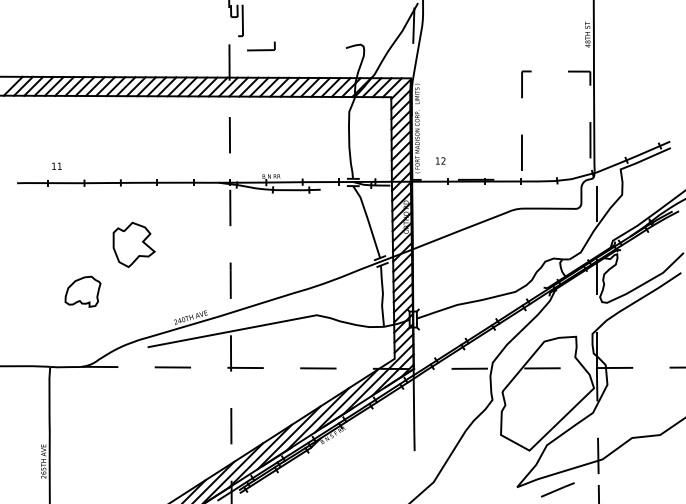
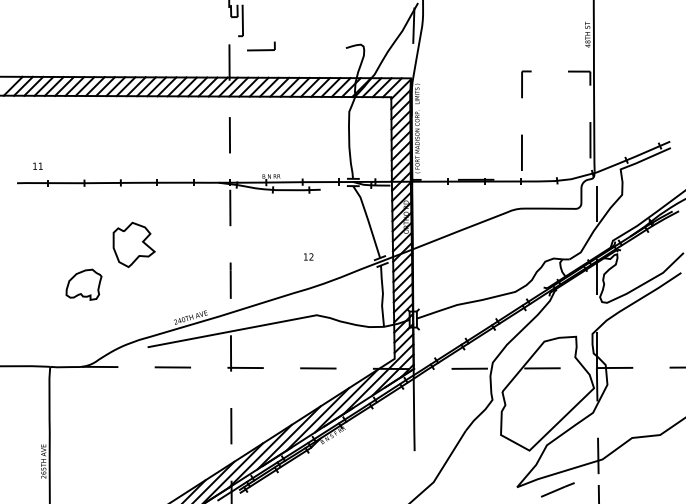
text position: (440, 160) -> (308, 256) (308, 256)
text position: (56, 165) -> (37, 165) (37, 165)
part position: (82, 291) -> (83, 284) (83, 284)
